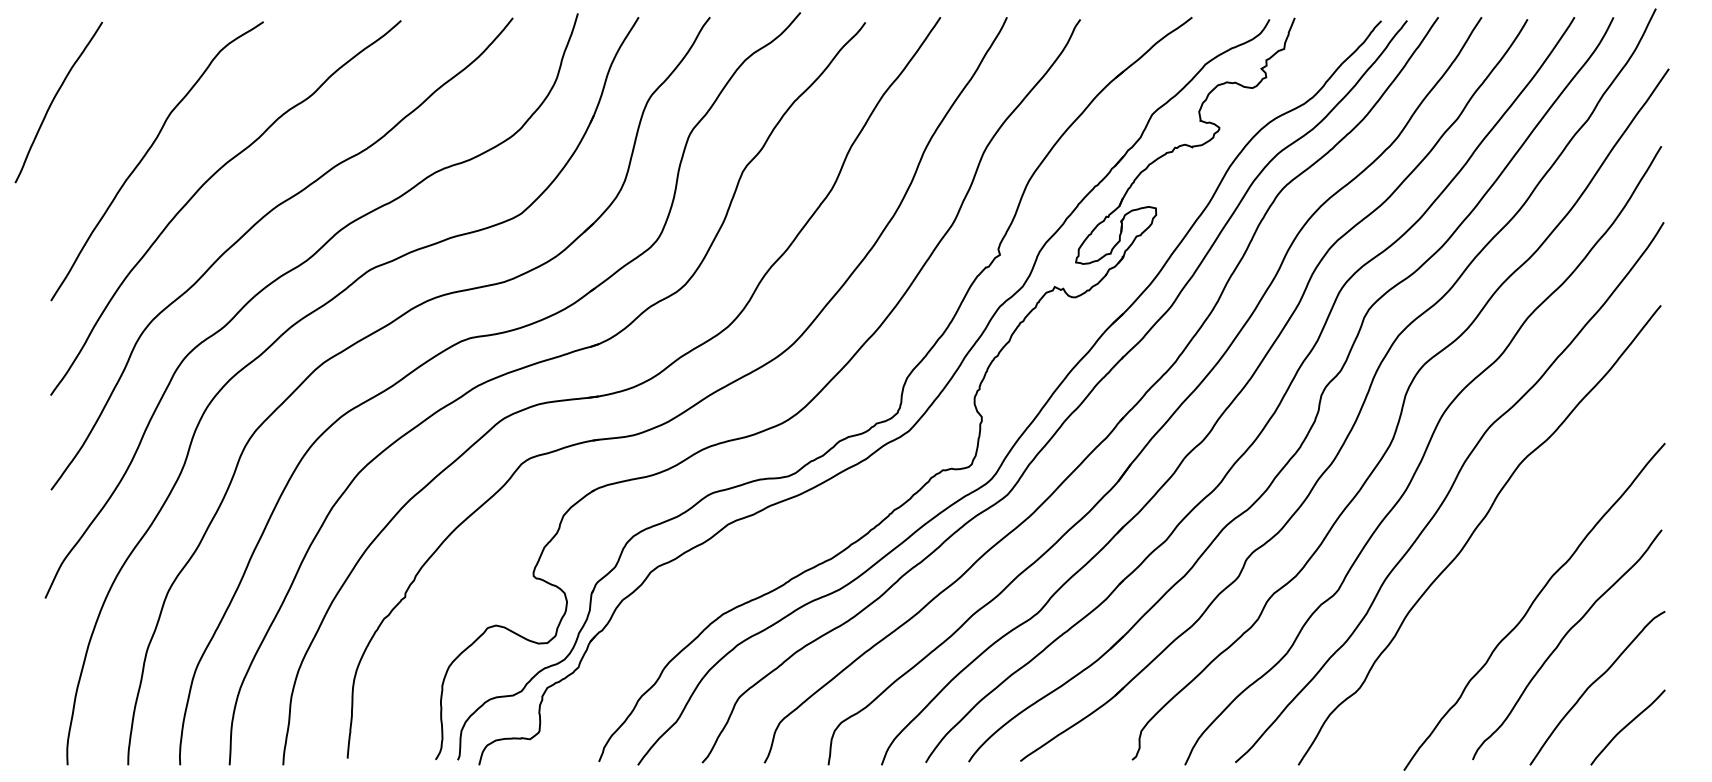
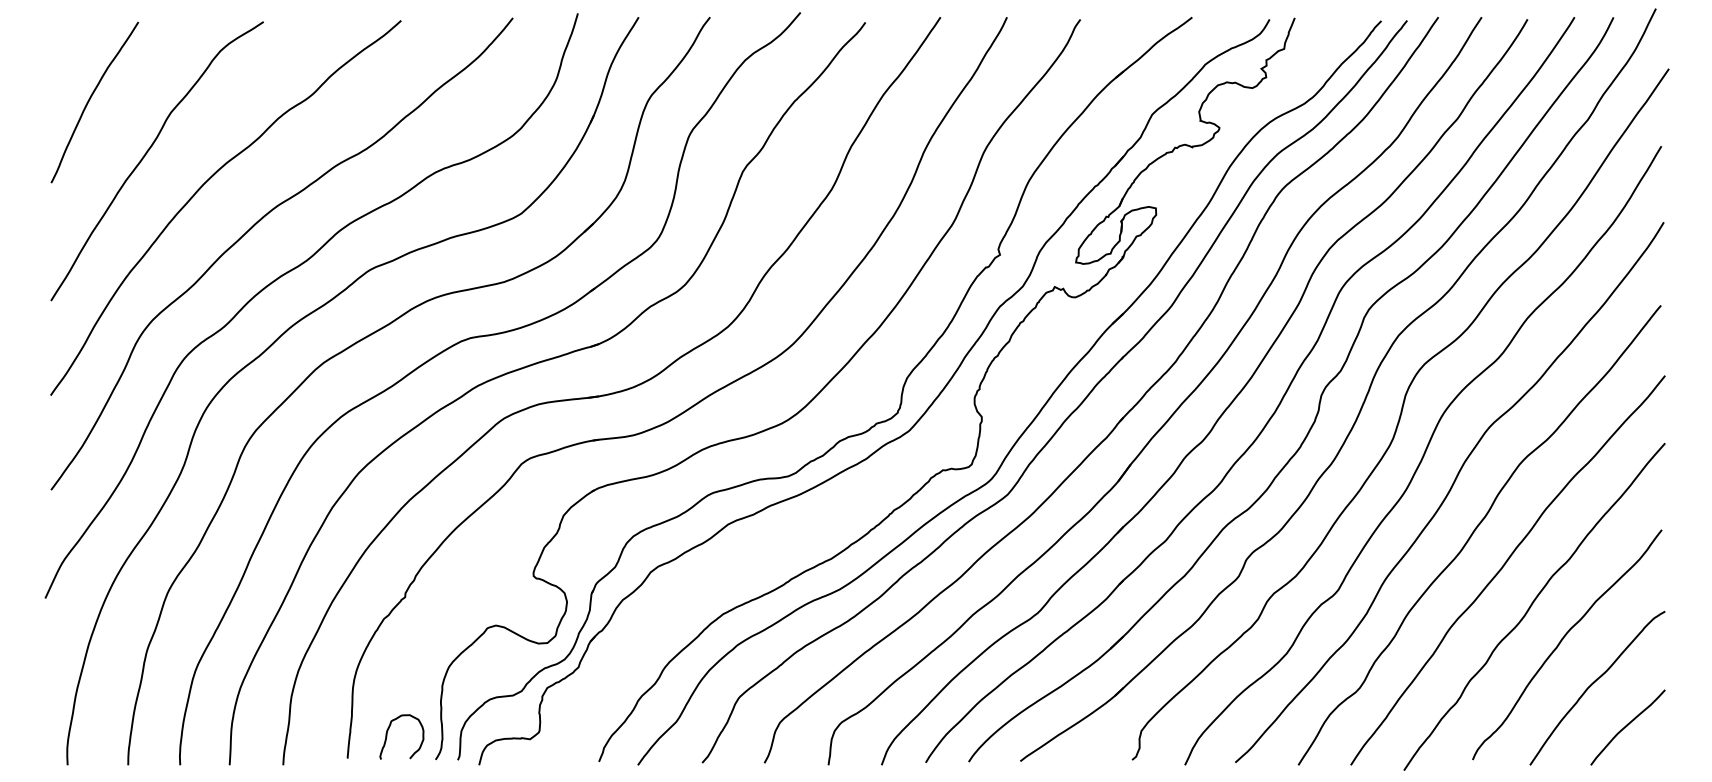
curve position: (55, 98) -> (91, 98) (91, 98)
curve: none -> present (1504, 566)
curve: none -> present (388, 731)
